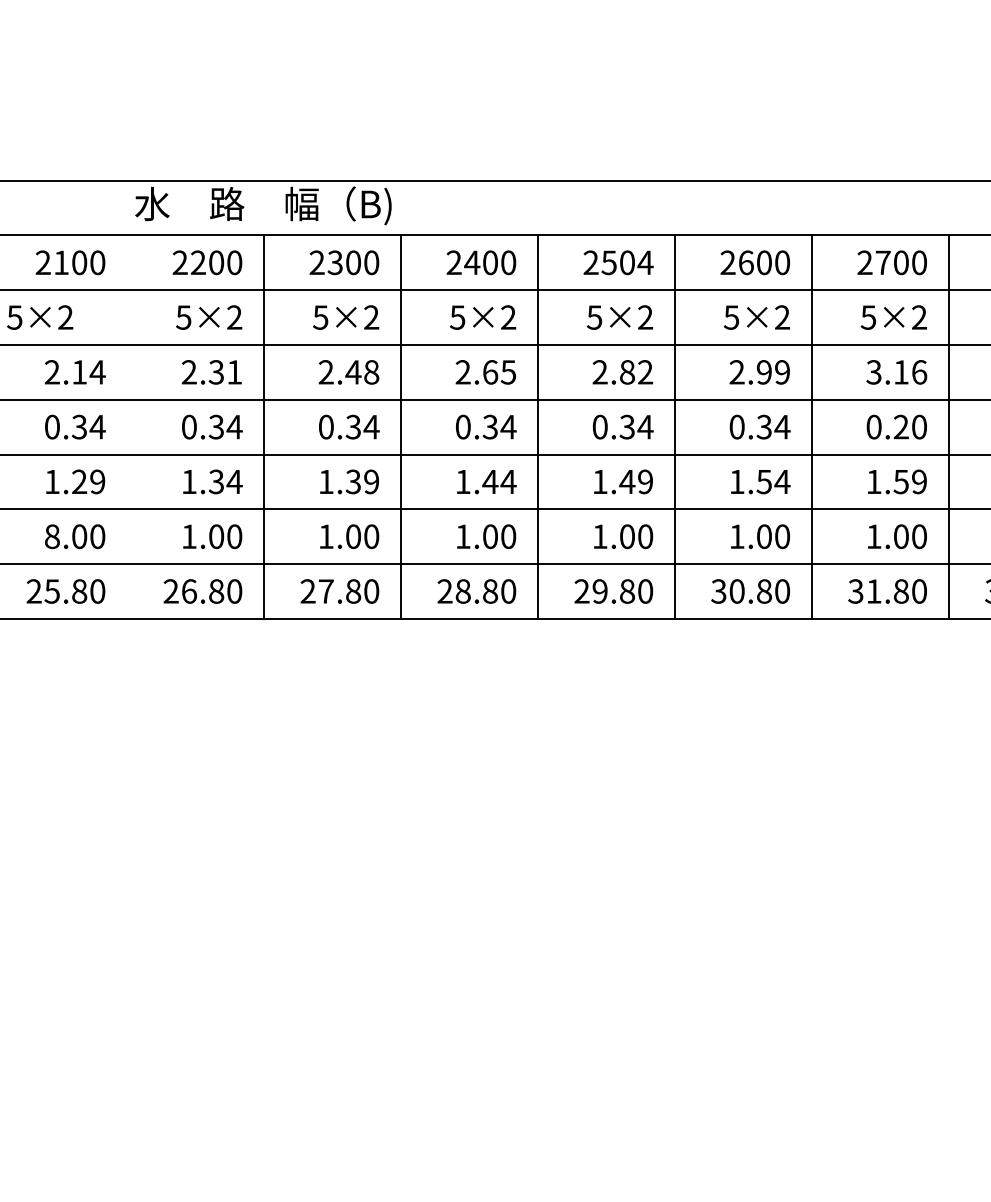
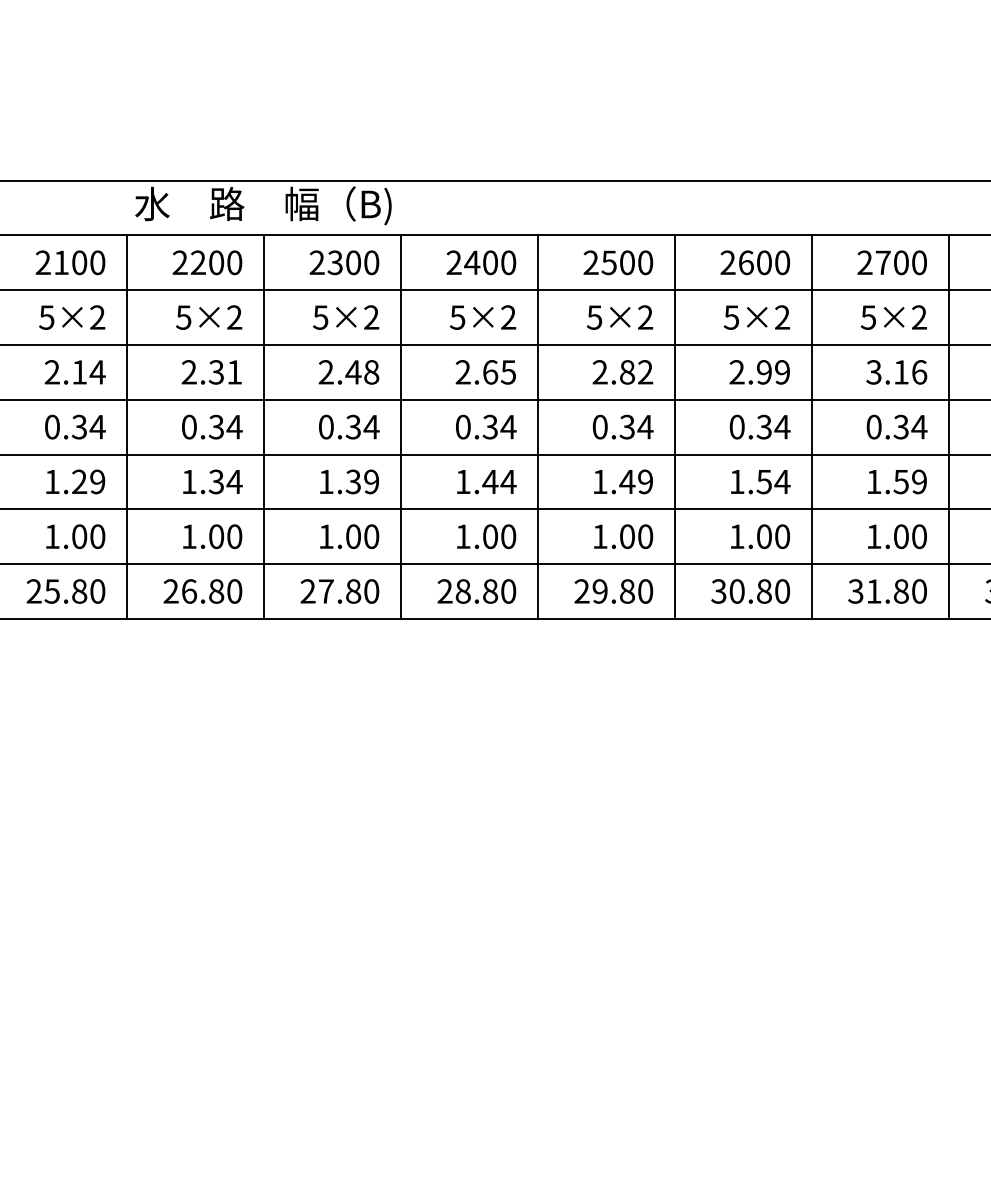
text: 2504 -> 2500 (645, 262)
text position: (40, 317) -> (72, 317) (72, 317)
line: none -> present (127, 426)
text: 0.20 -> 0.34 (910, 426)
text: 8.00 -> 1.00 (52, 536)
